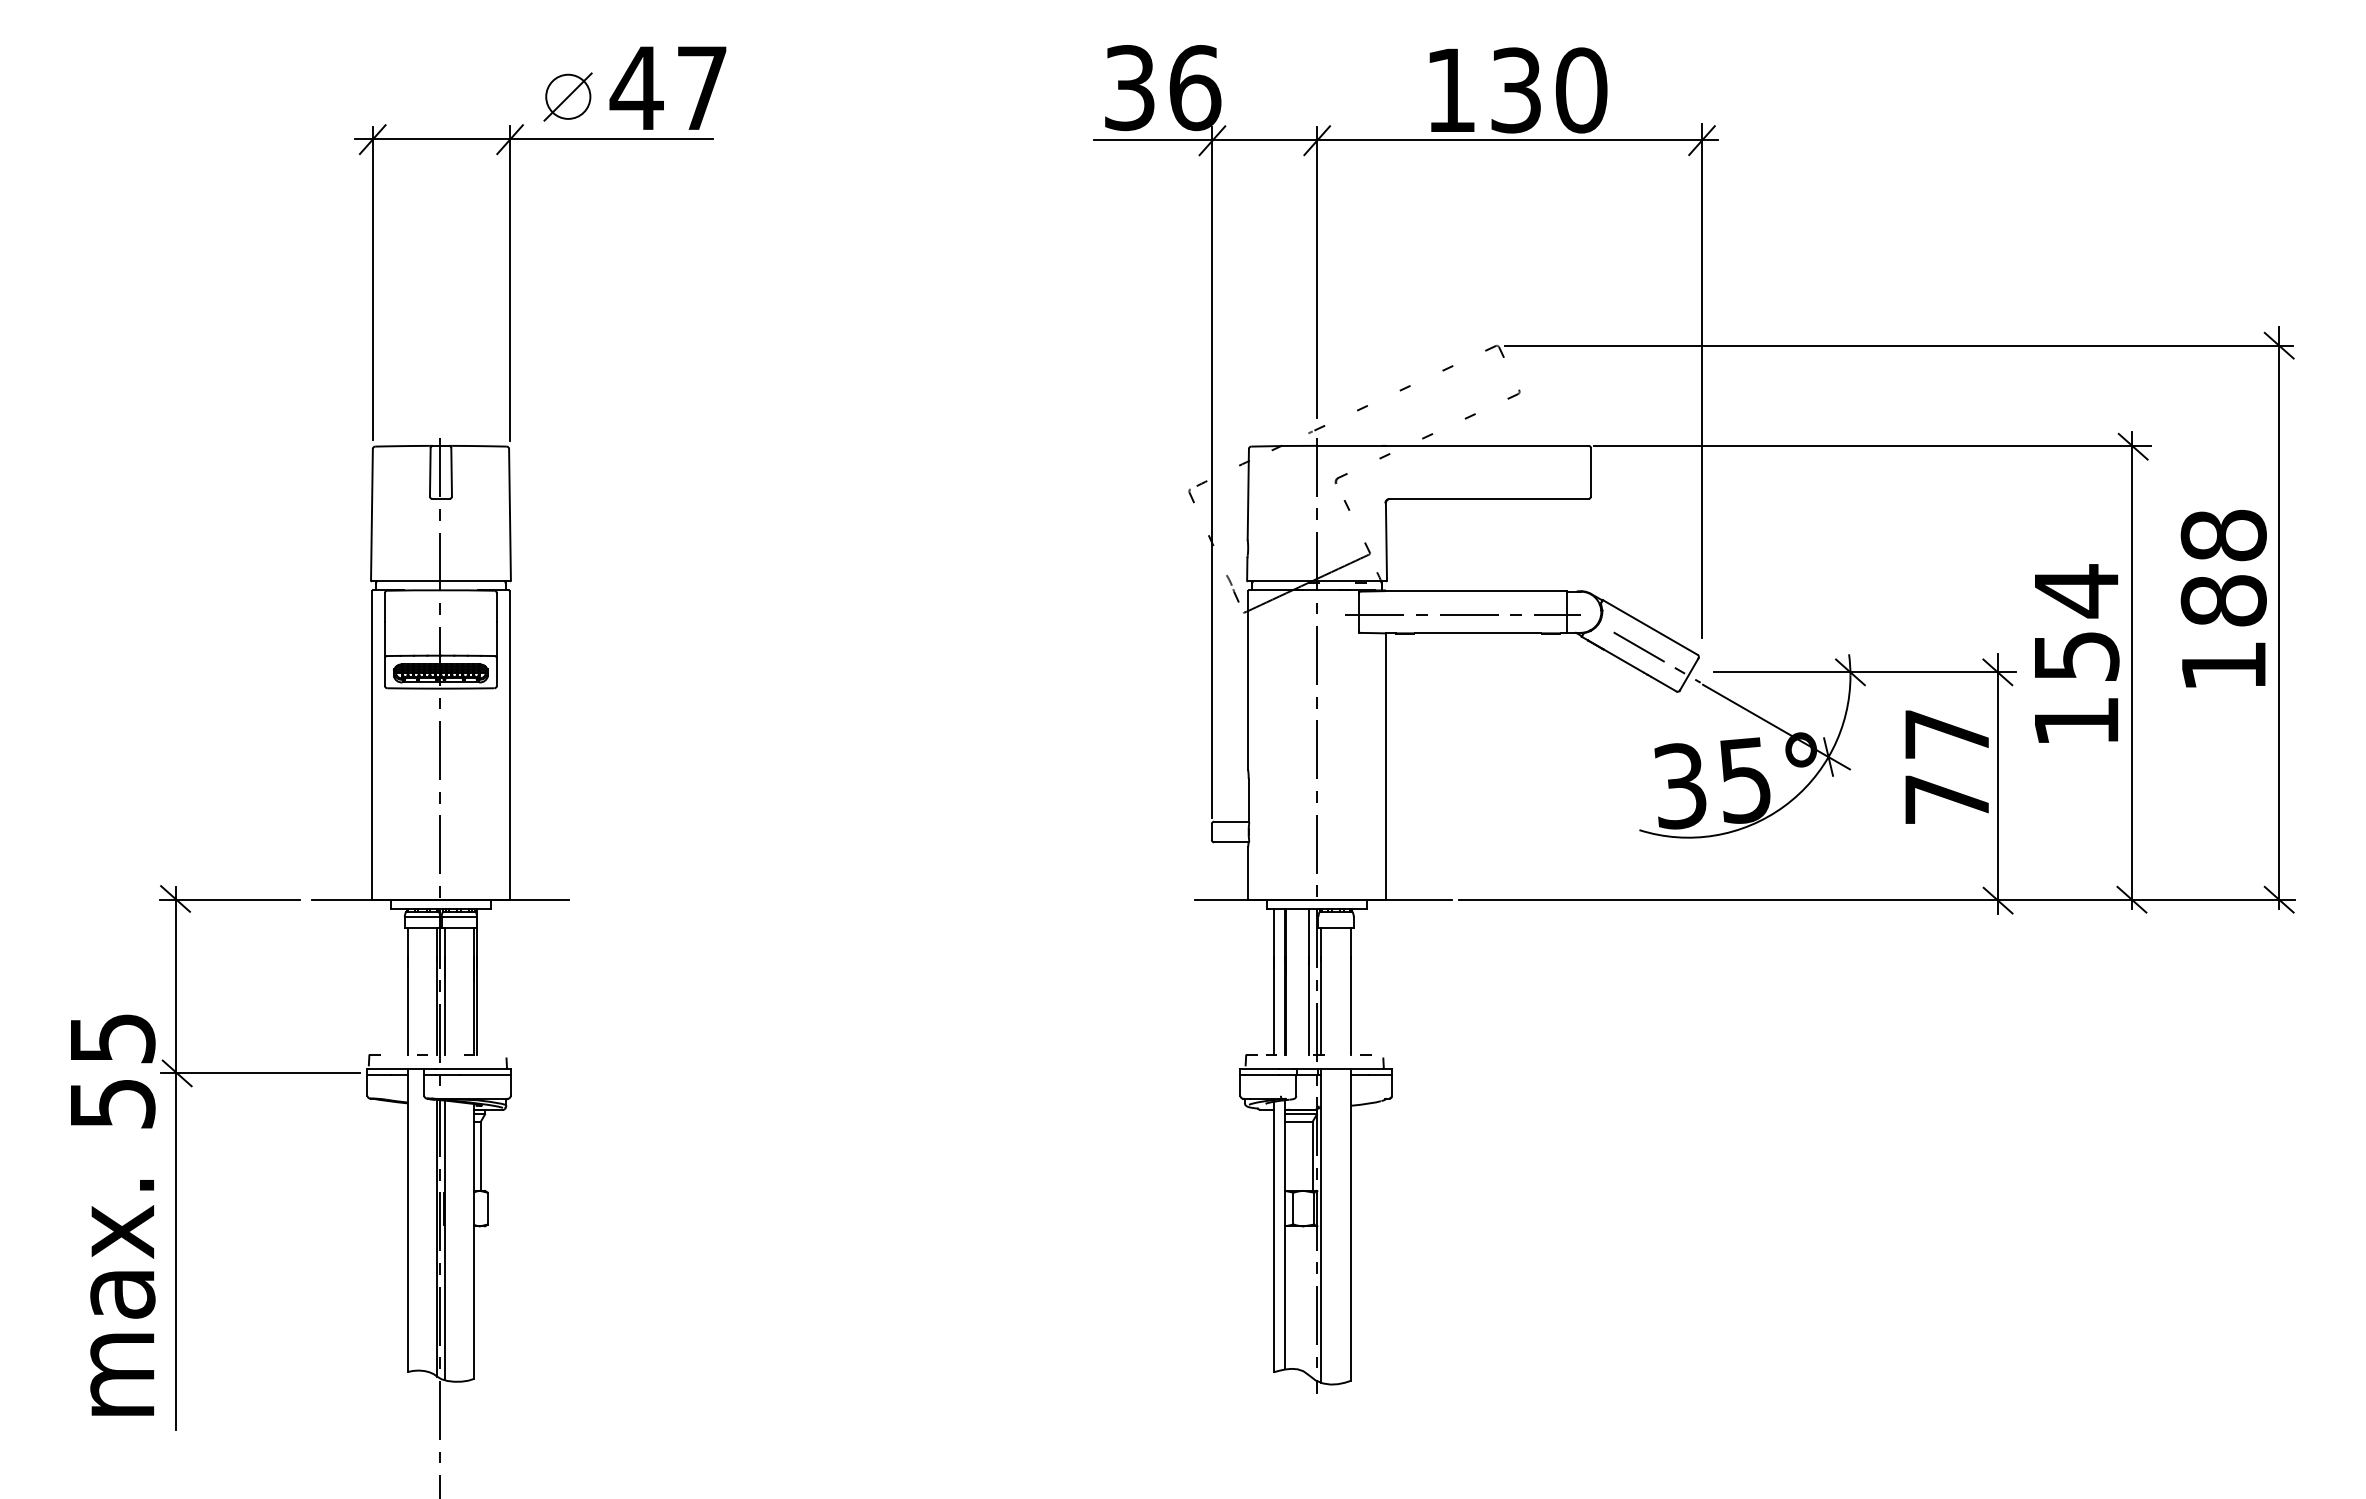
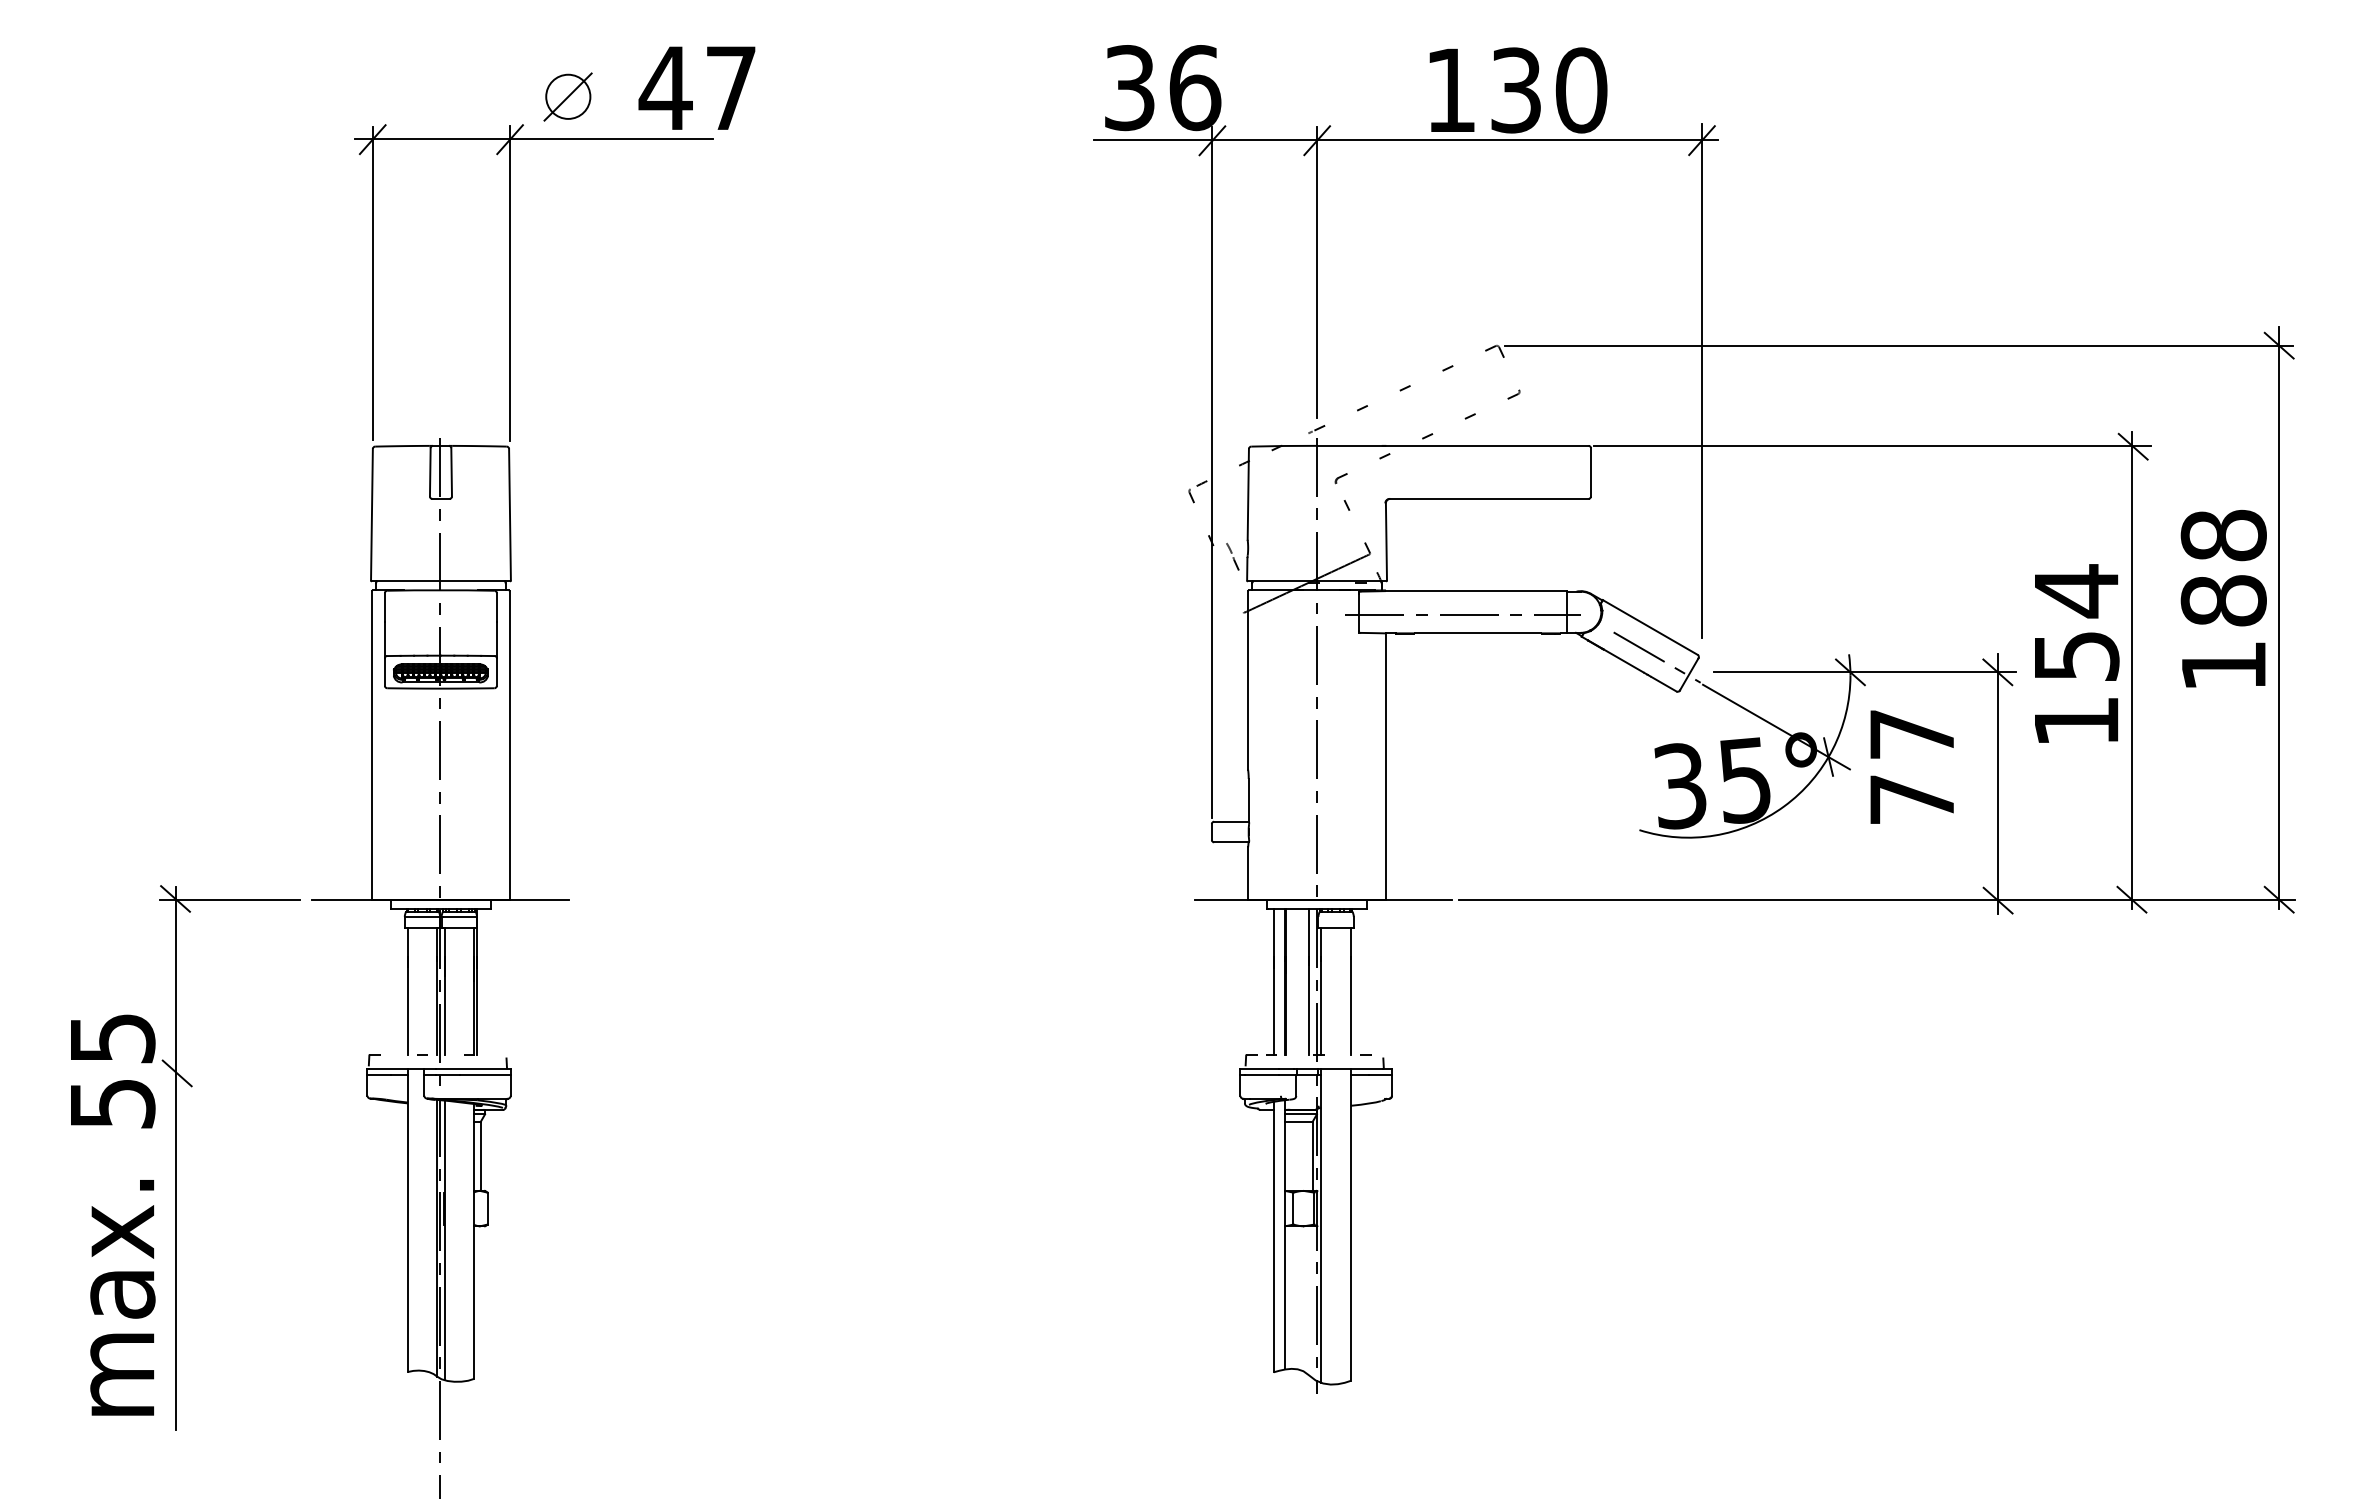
text position: (667, 87) -> (696, 87) (696, 87)
part position: (1232, 588) -> (1232, 556) (1232, 556)
text position: (1946, 766) -> (1911, 766) (1911, 766)
line: present -> none (259, 1072)
